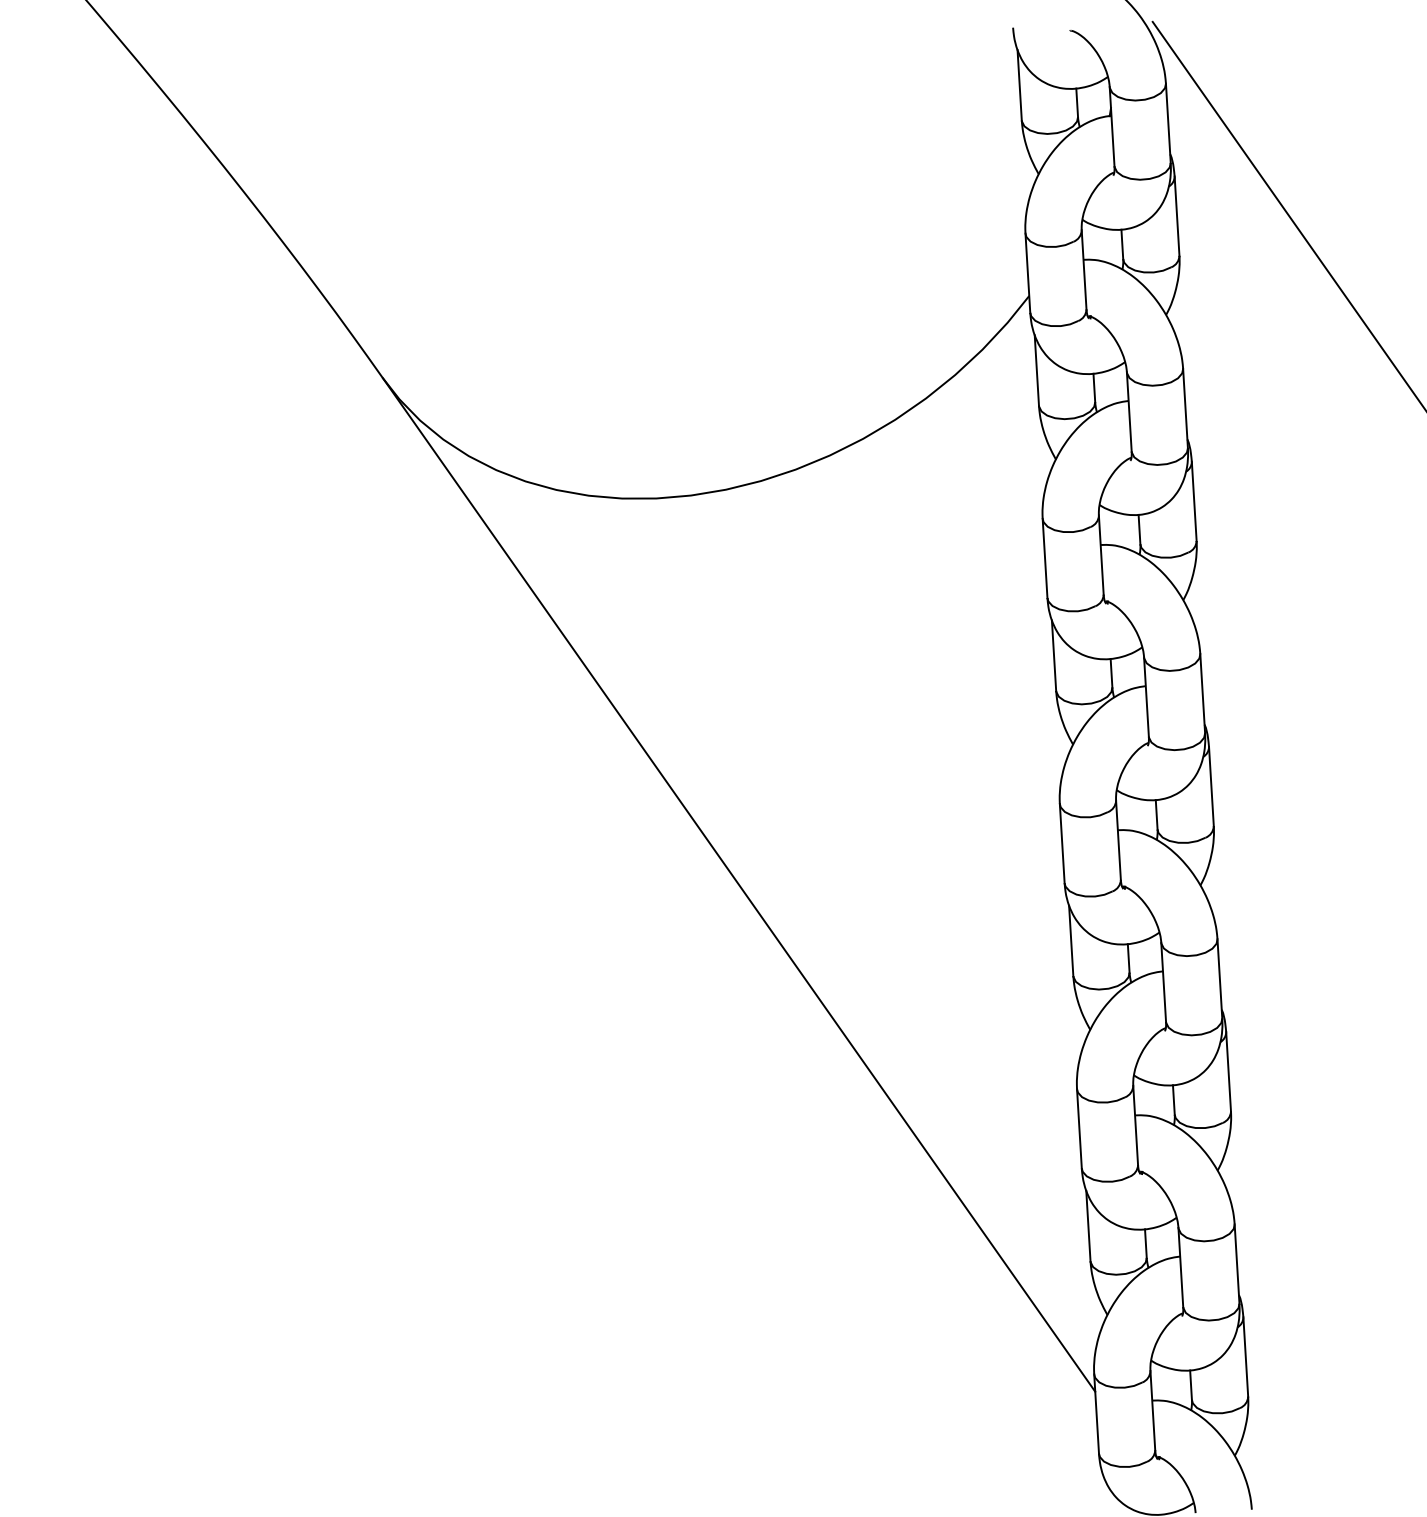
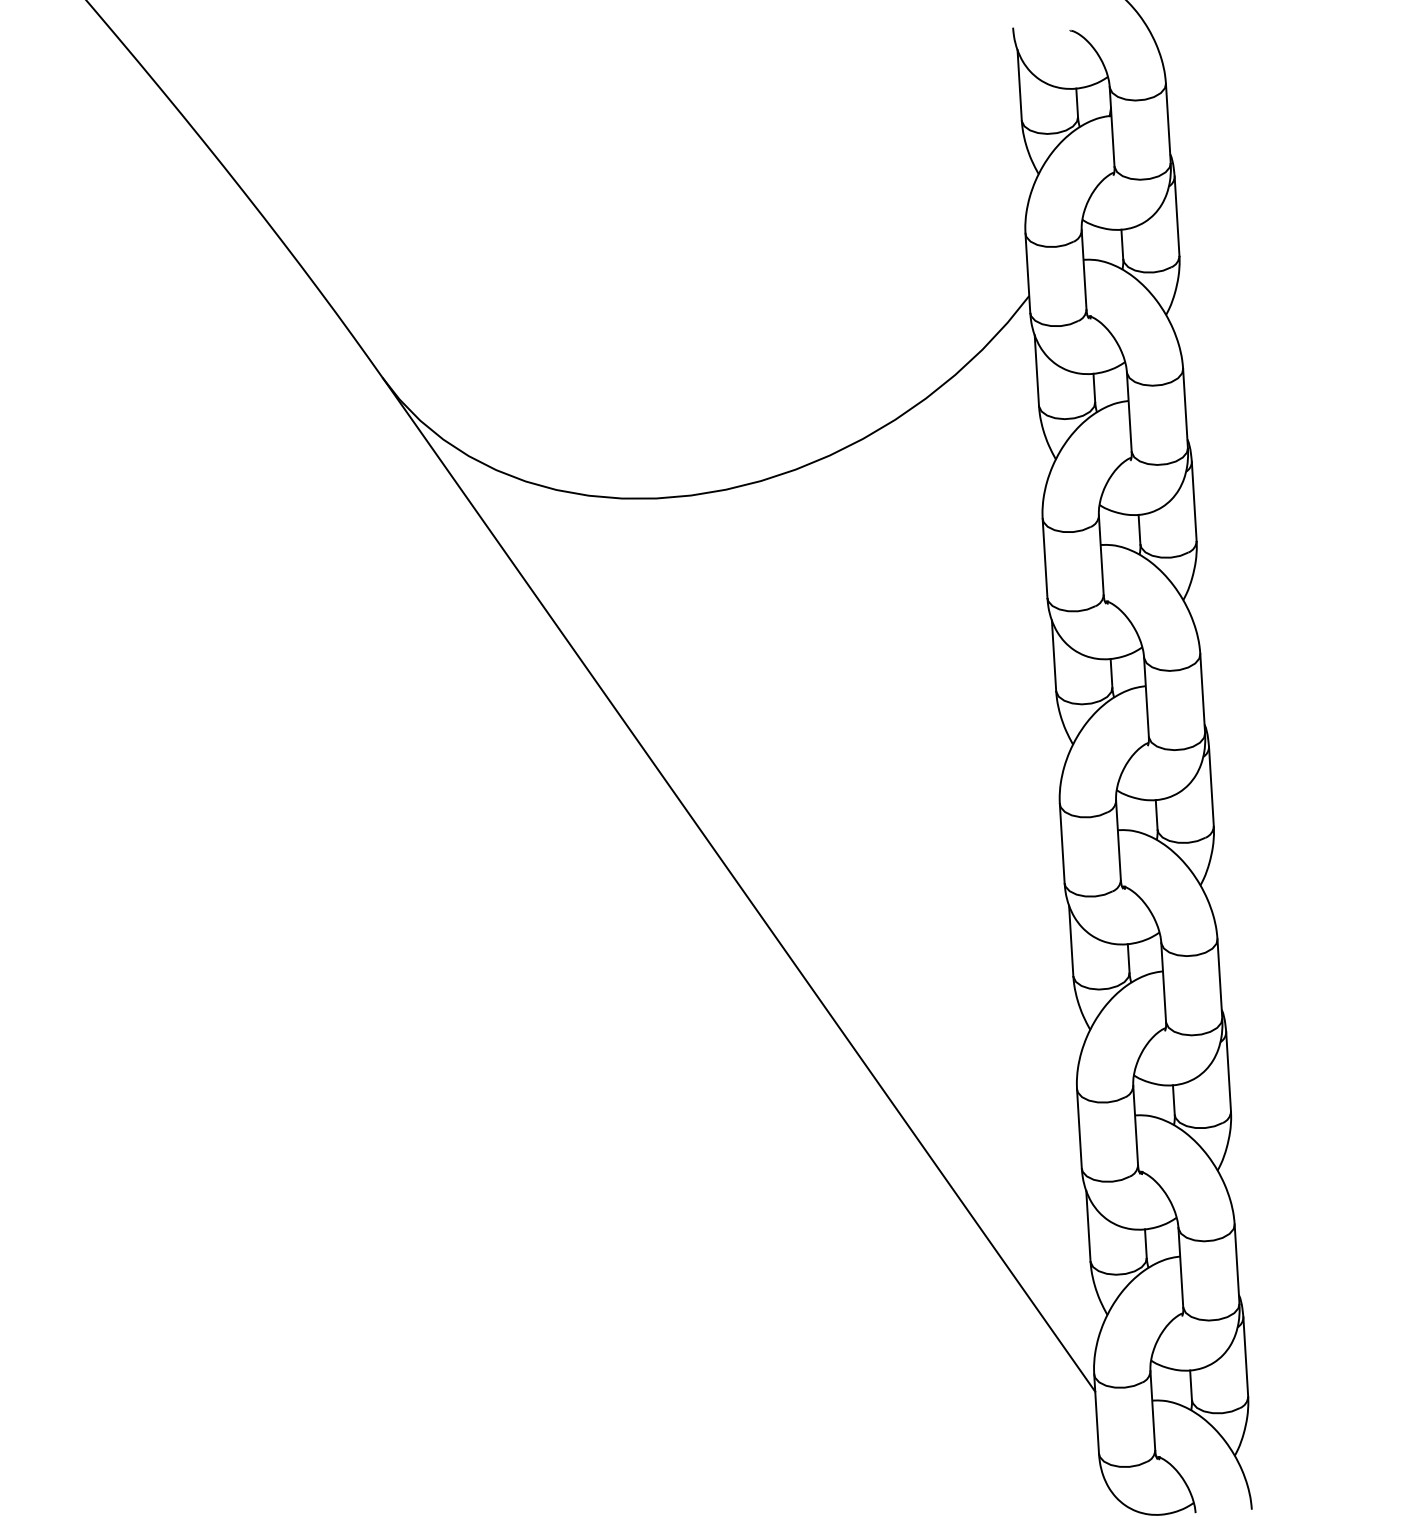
line: present -> none (1287, 214)
